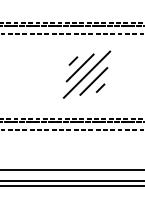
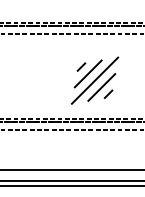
part position: (86, 74) -> (94, 80) (94, 80)
